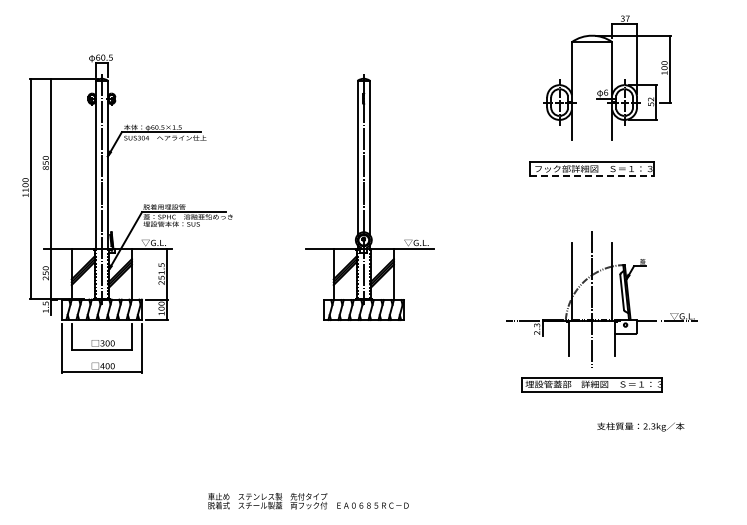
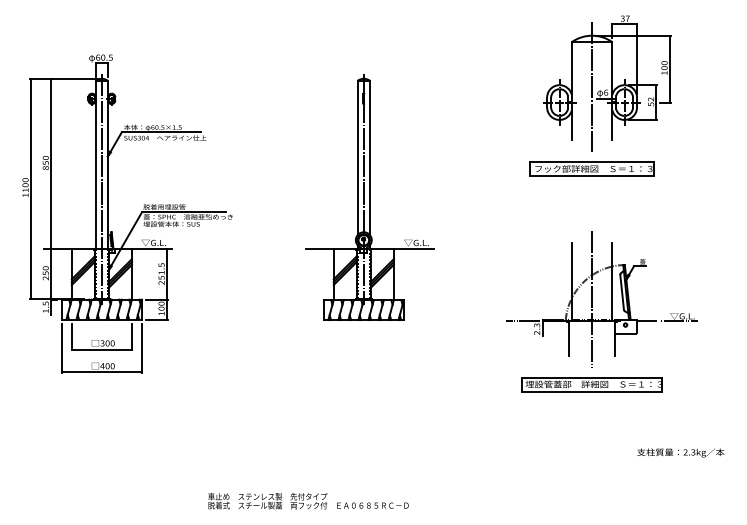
line: none -> present (592, 87)
line: dashed -> solid (592, 176)
text position: (640, 426) -> (680, 452) (680, 452)
